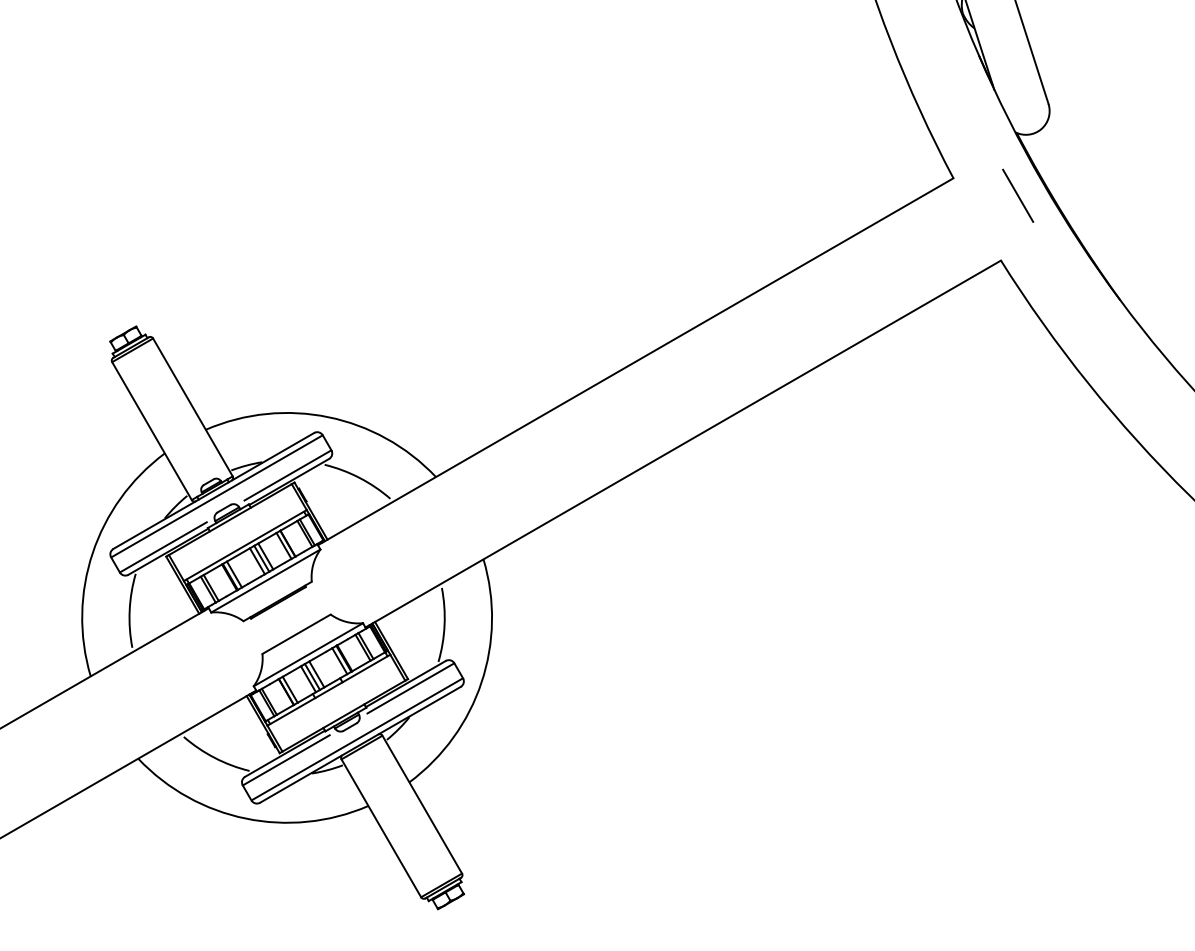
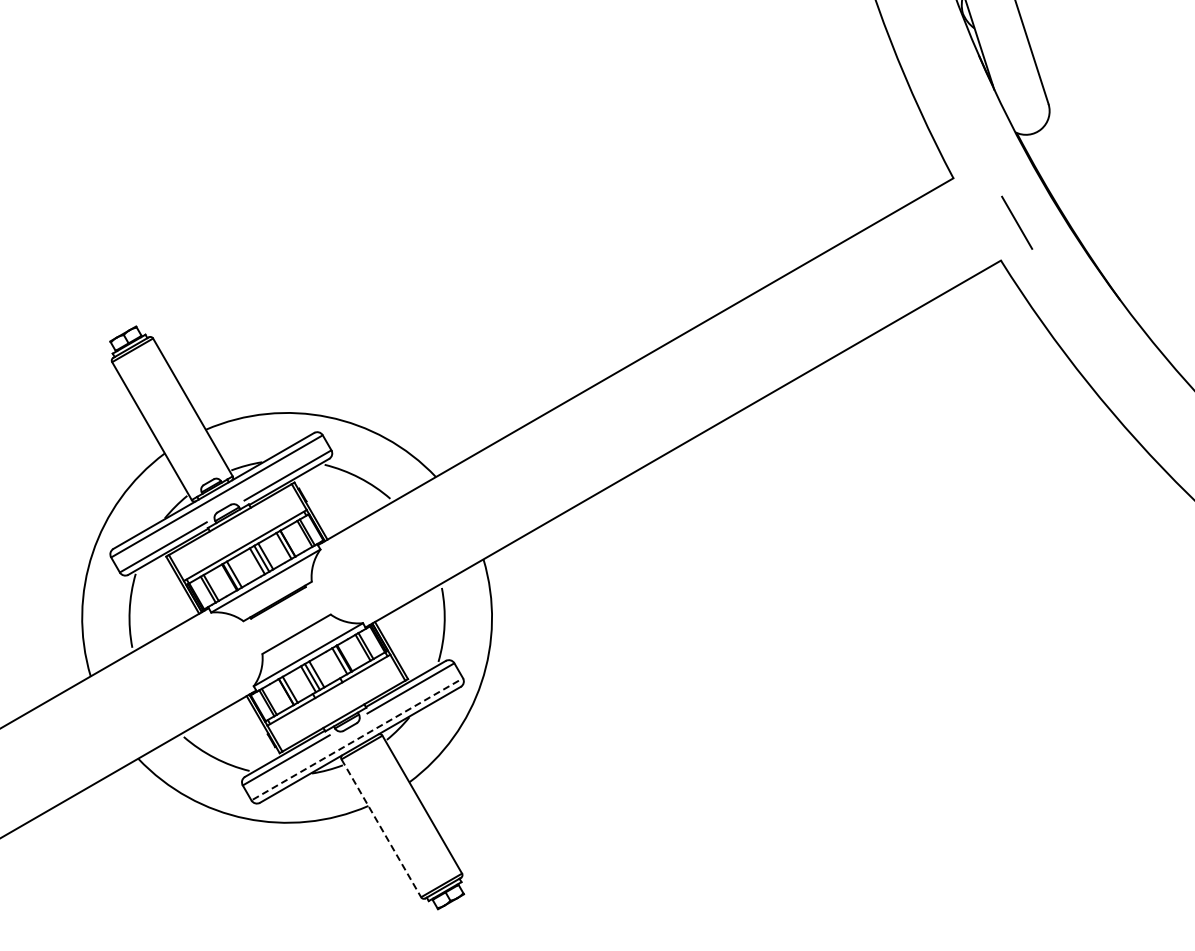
line position: (1018, 195) -> (1017, 222) (1017, 222)
line: solid -> dashed (357, 739)
line: solid -> dashed (381, 828)
